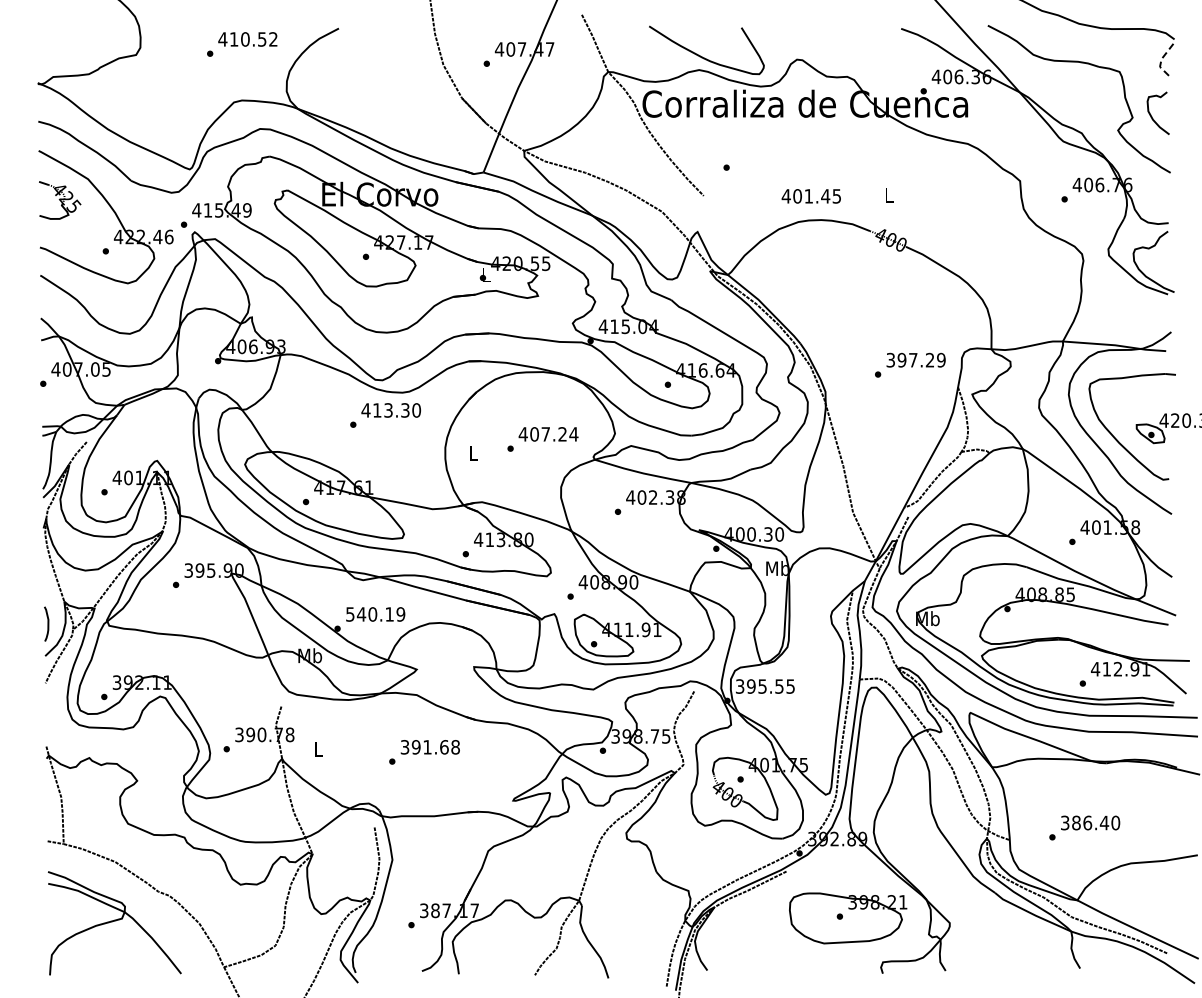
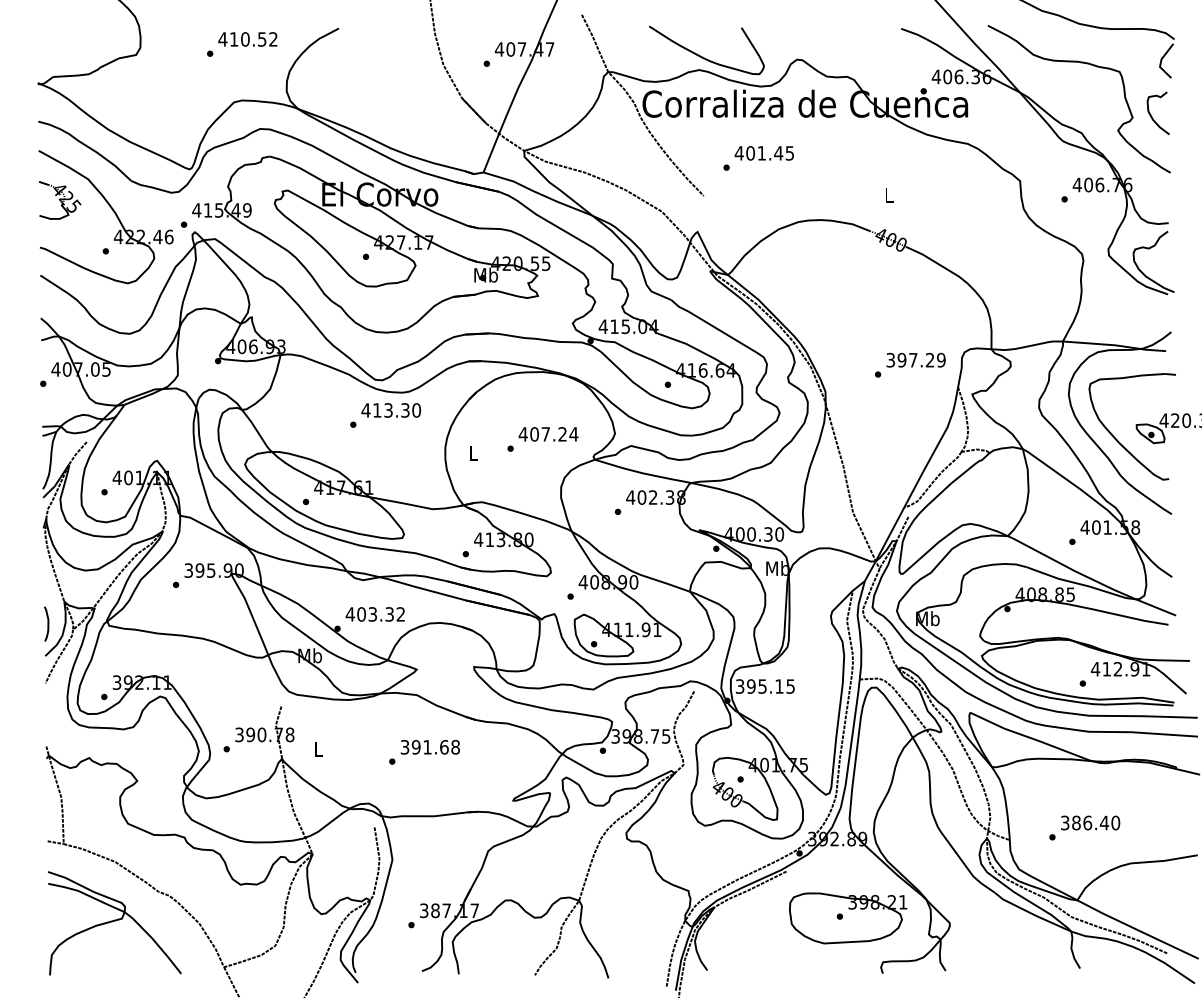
line: dashed -> solid (1161, 61)
text position: (810, 196) -> (763, 153) (763, 153)
text: L -> Mb (485, 274)
text: 540.19 -> 403.32 (375, 614)
text: 395.55 -> 395.15 (779, 686)
